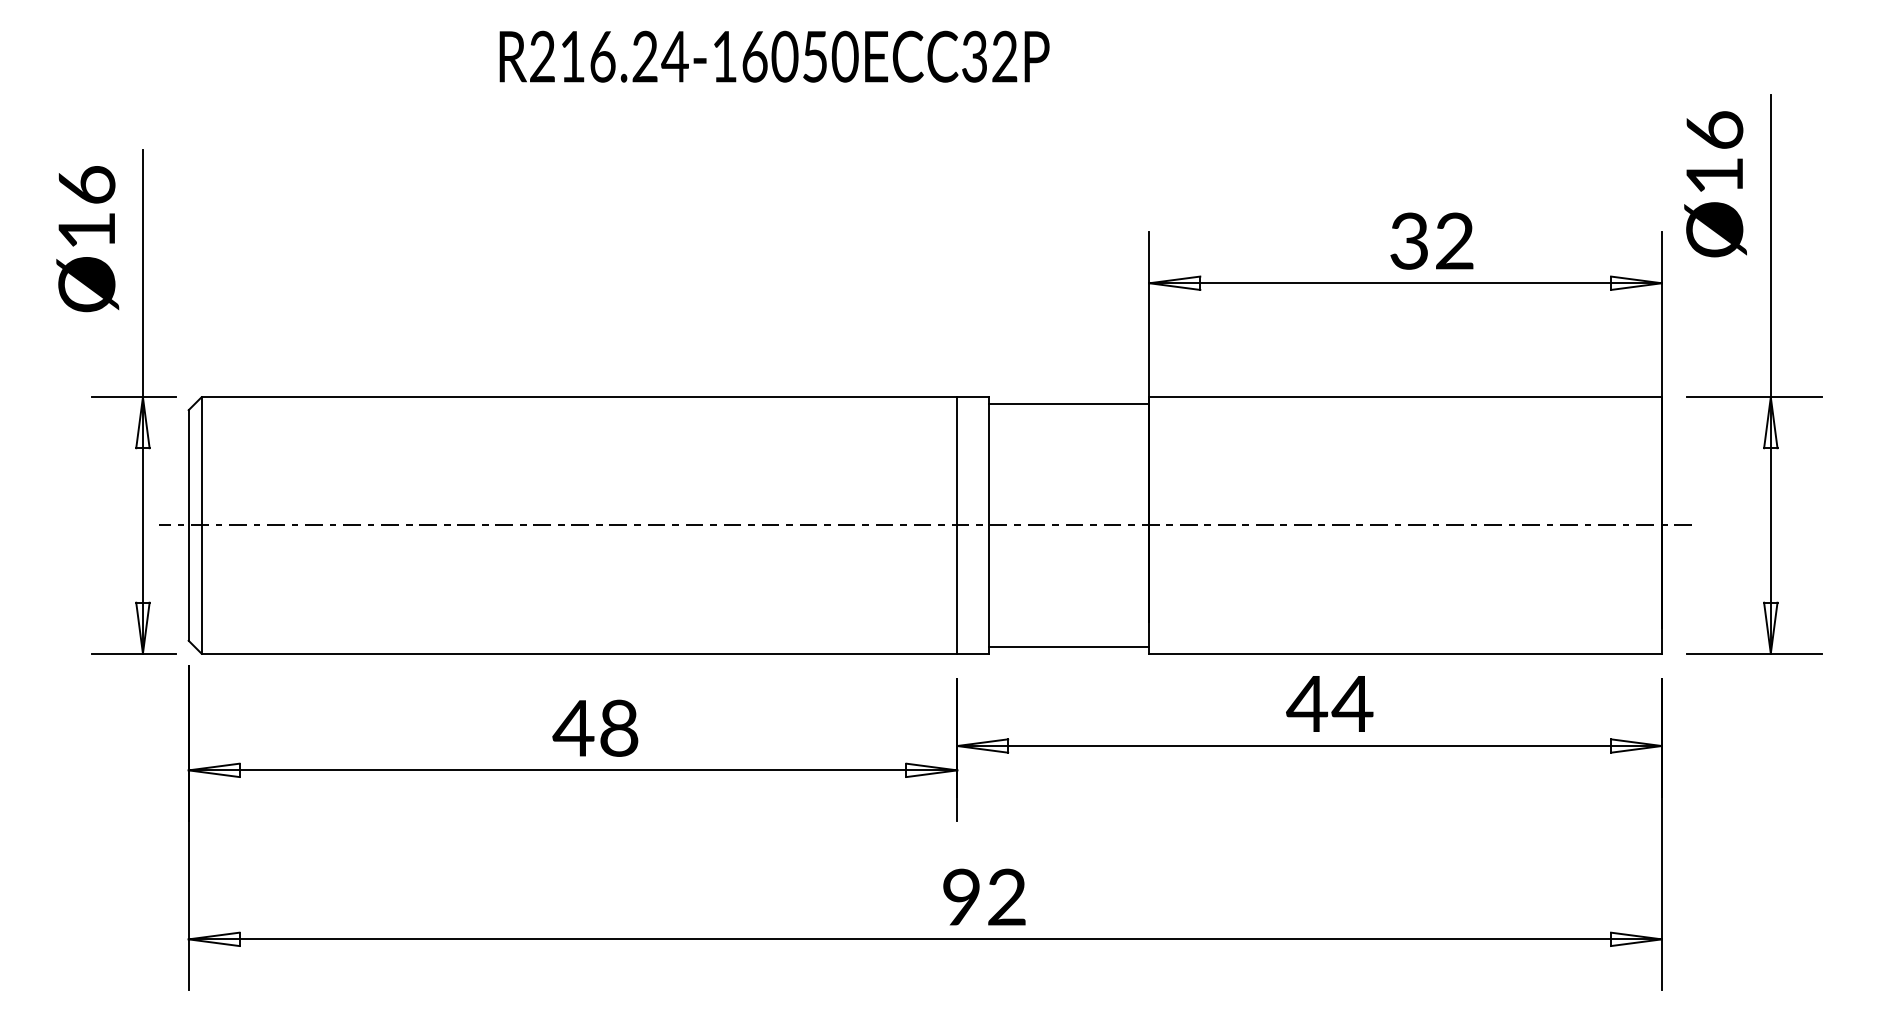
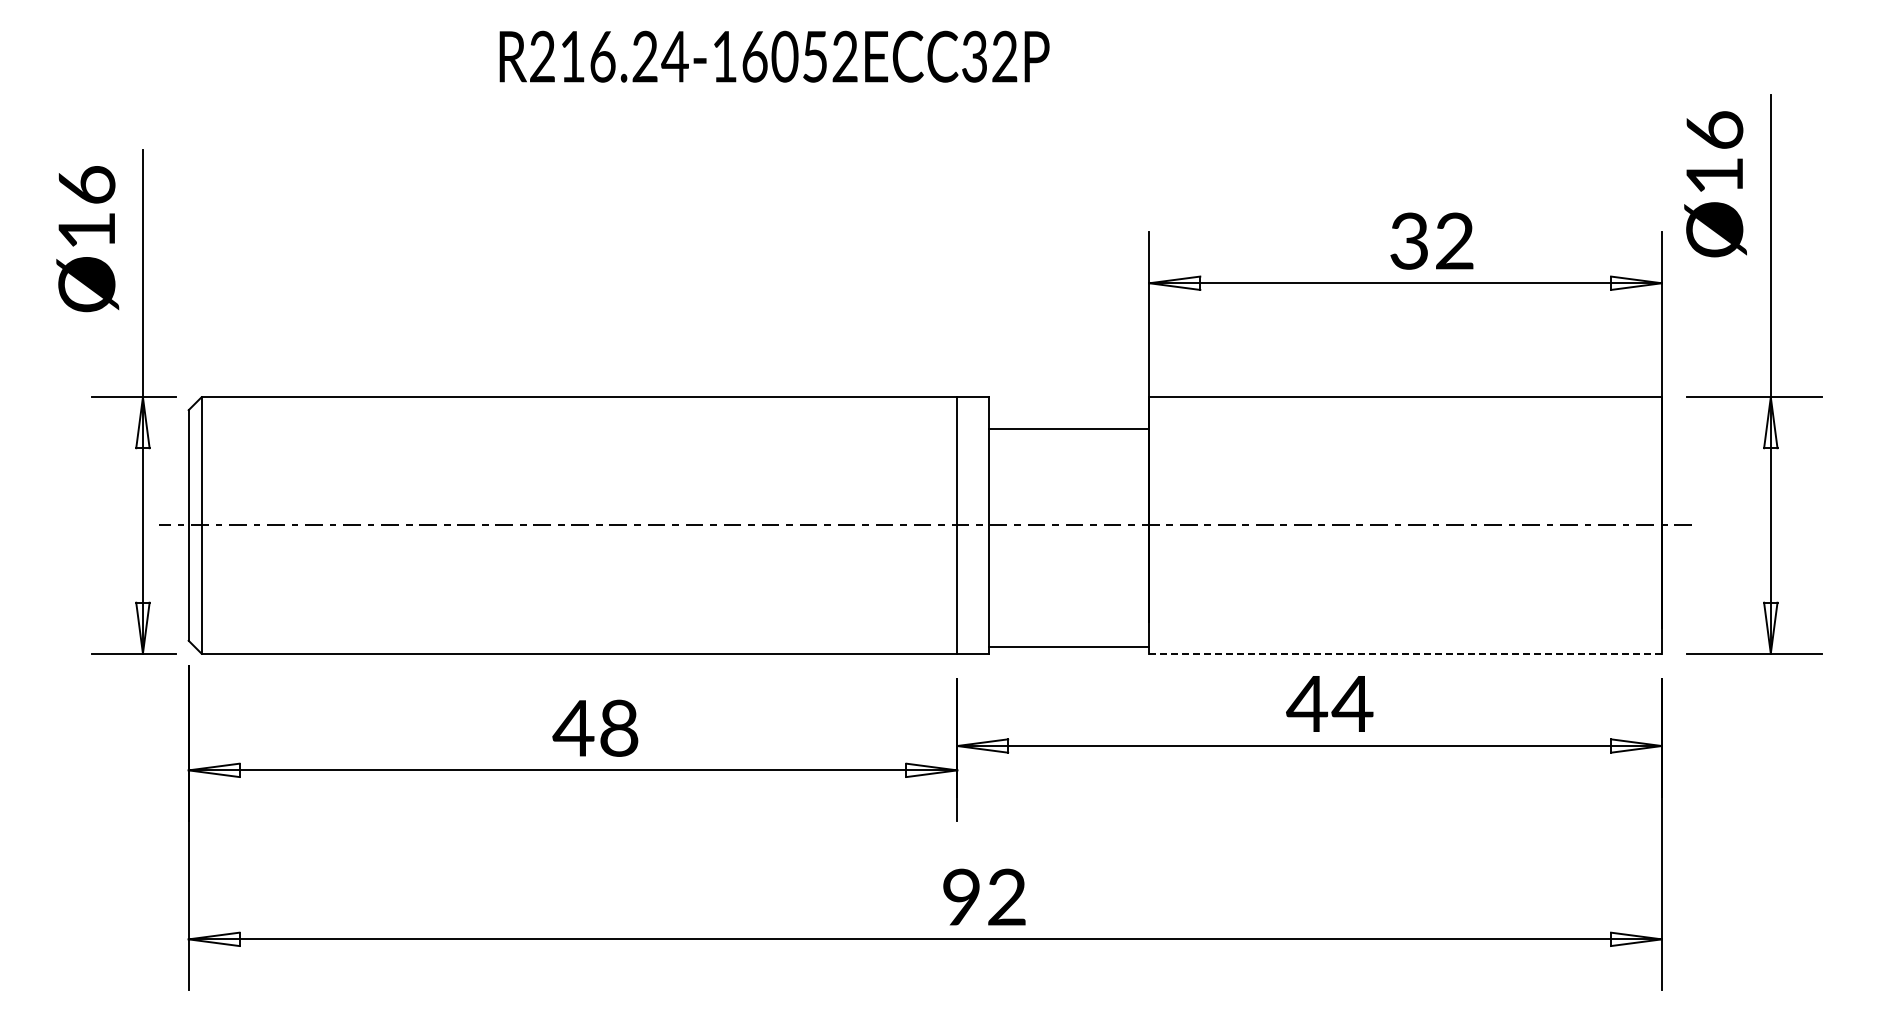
text: R216.24-16050ECC32P -> R216.24-16052ECC32P (844, 56)
line position: (1069, 403) -> (1069, 428) (1069, 428)
line: solid -> dashed (1405, 653)
